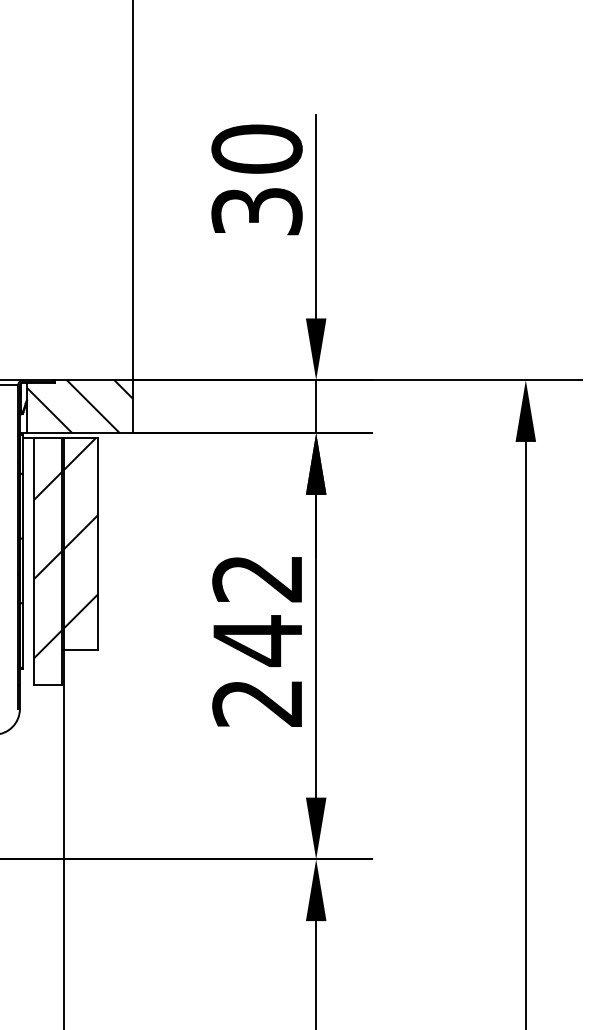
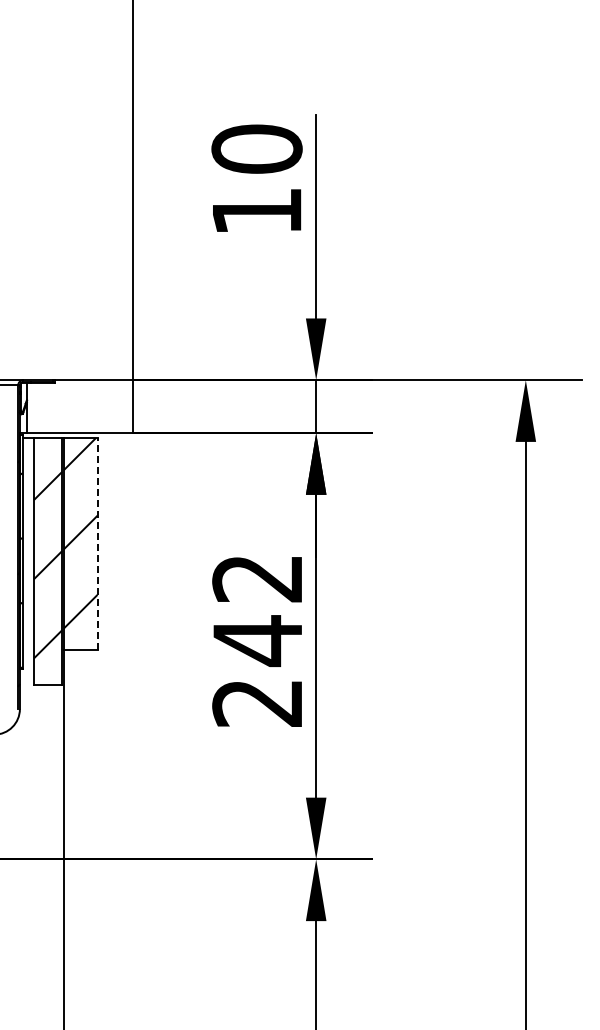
text: 30 -> 10 (256, 211)
hatch: present -> none (79, 406)
line: solid -> dashed (97, 544)
